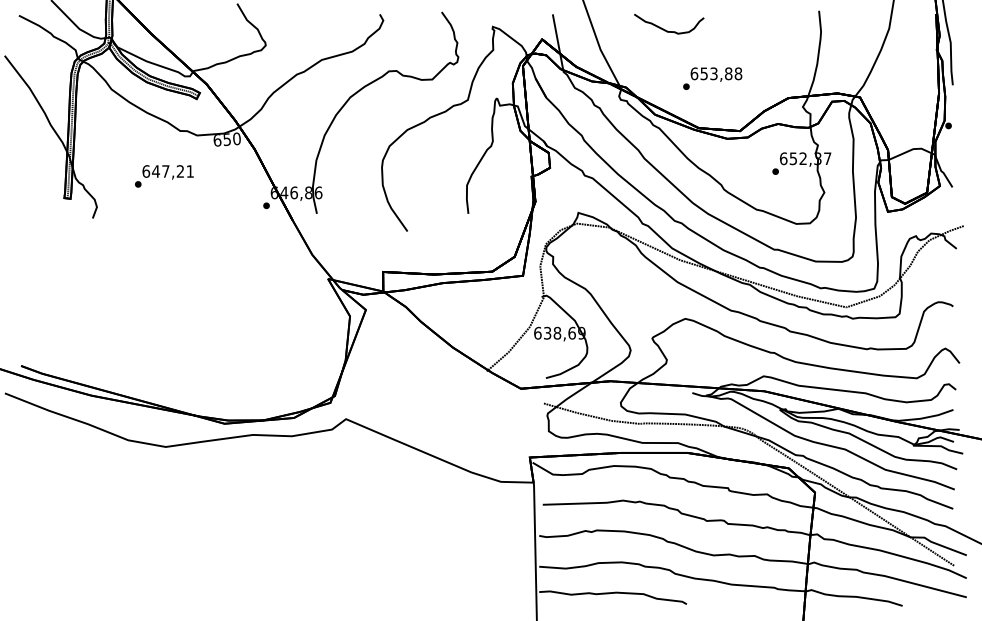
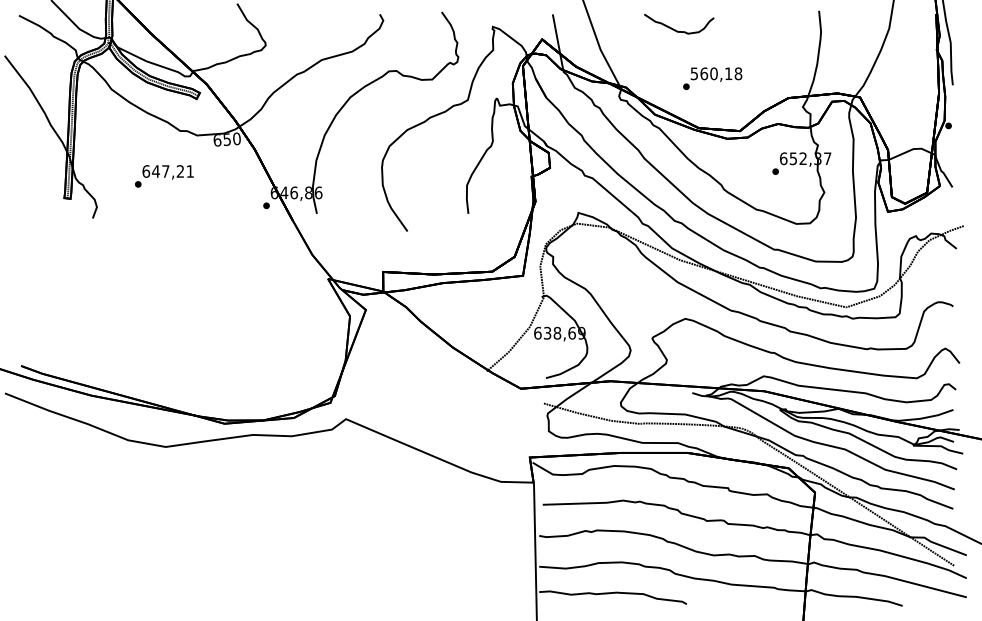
part position: (665, 29) -> (675, 29) (675, 29)
text: 653,88 -> 560,18 (711, 73)
